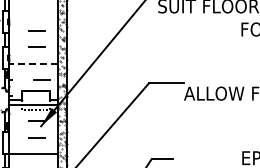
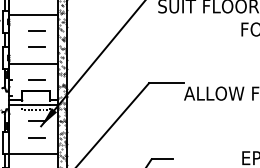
line: none -> present (33, 14)
line: dashed -> solid (33, 63)
line position: (41, 79) -> (36, 79) (36, 79)
